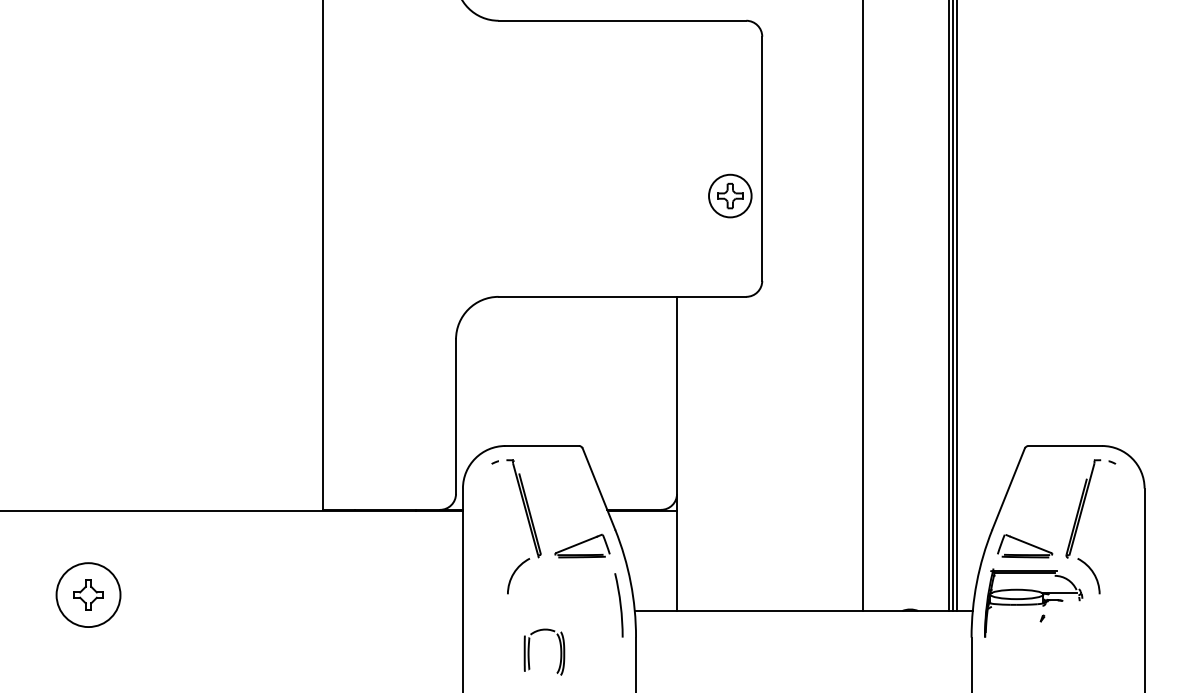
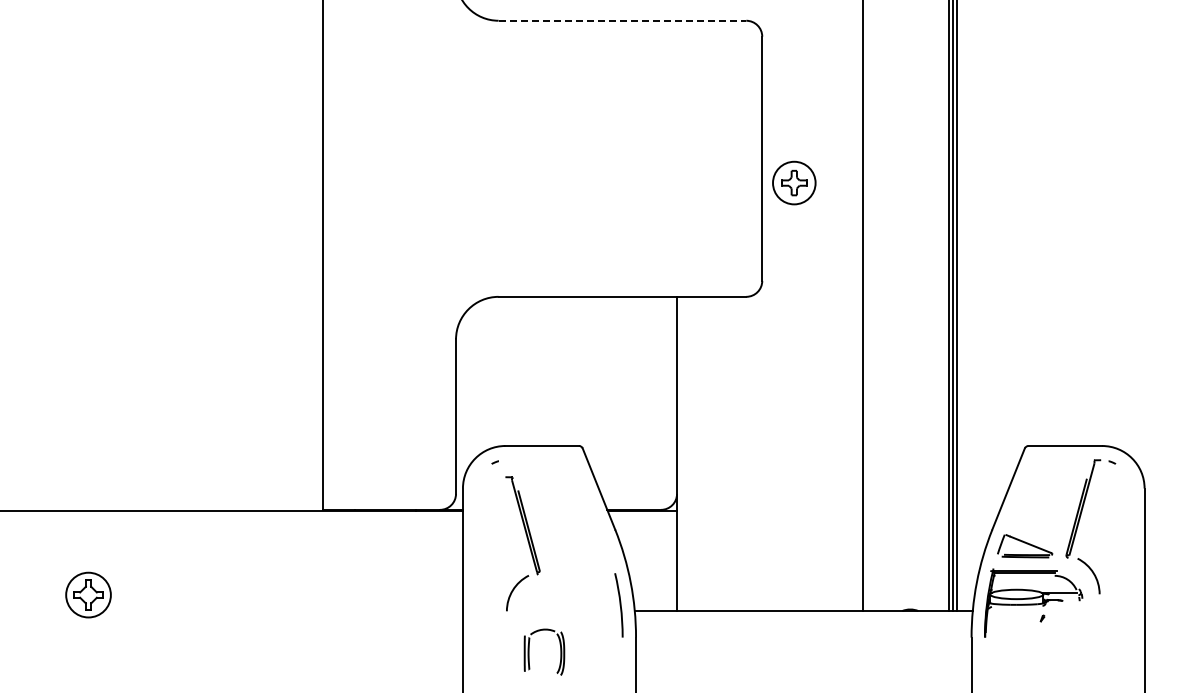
line: solid -> dashed (622, 20)
part position: (730, 195) -> (794, 182) (794, 182)
part position: (523, 526) -> (522, 543) (522, 543)
part: present -> none (582, 545)
circle diameter: 64 px -> 45 px (88, 594)
